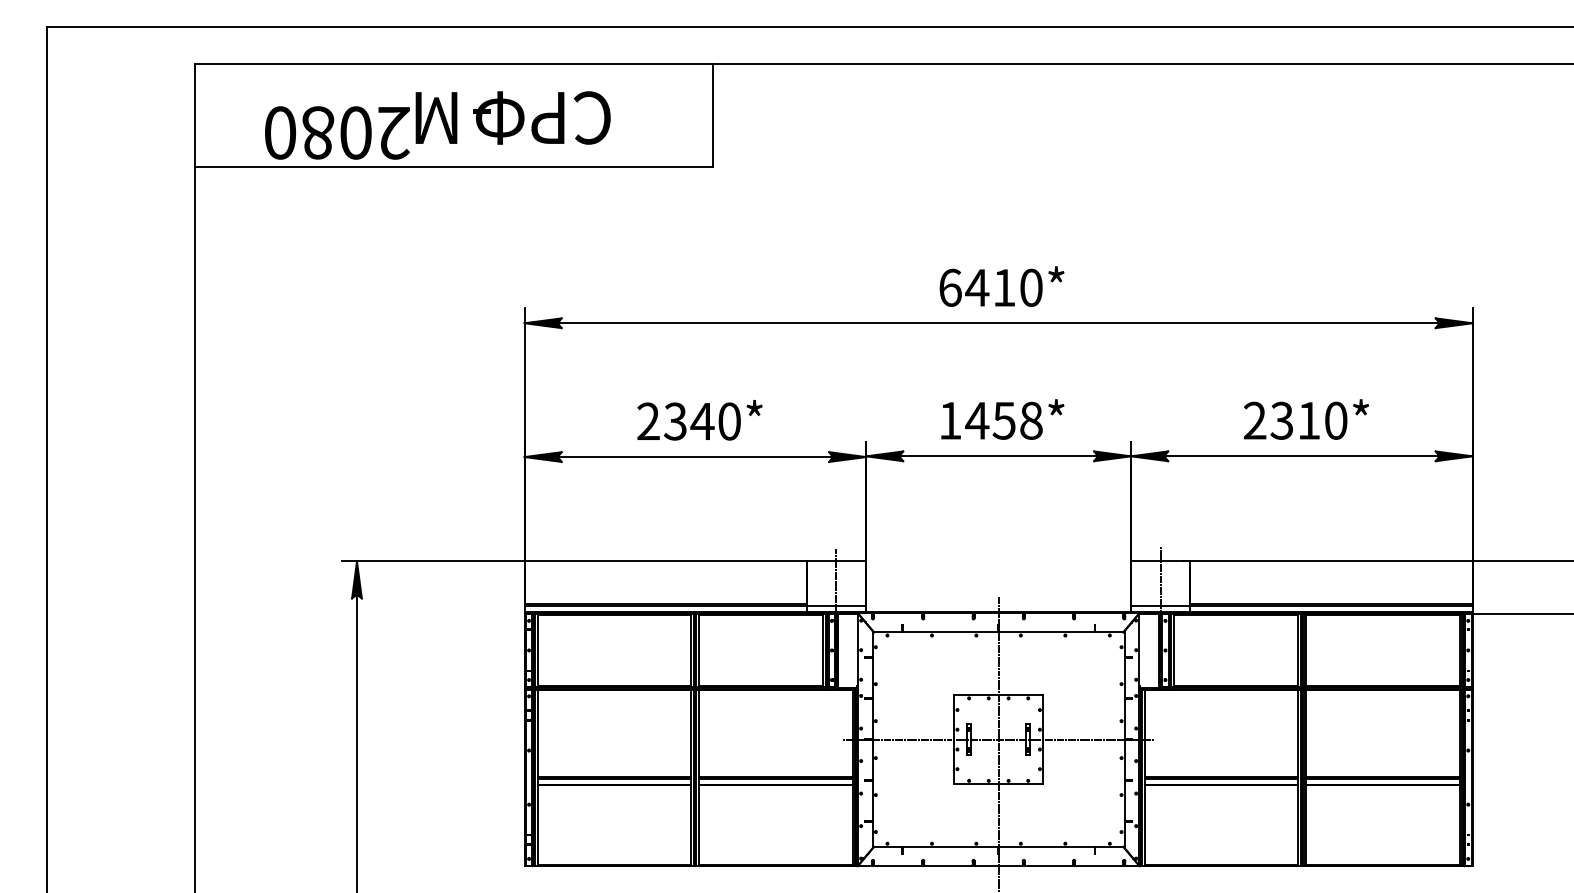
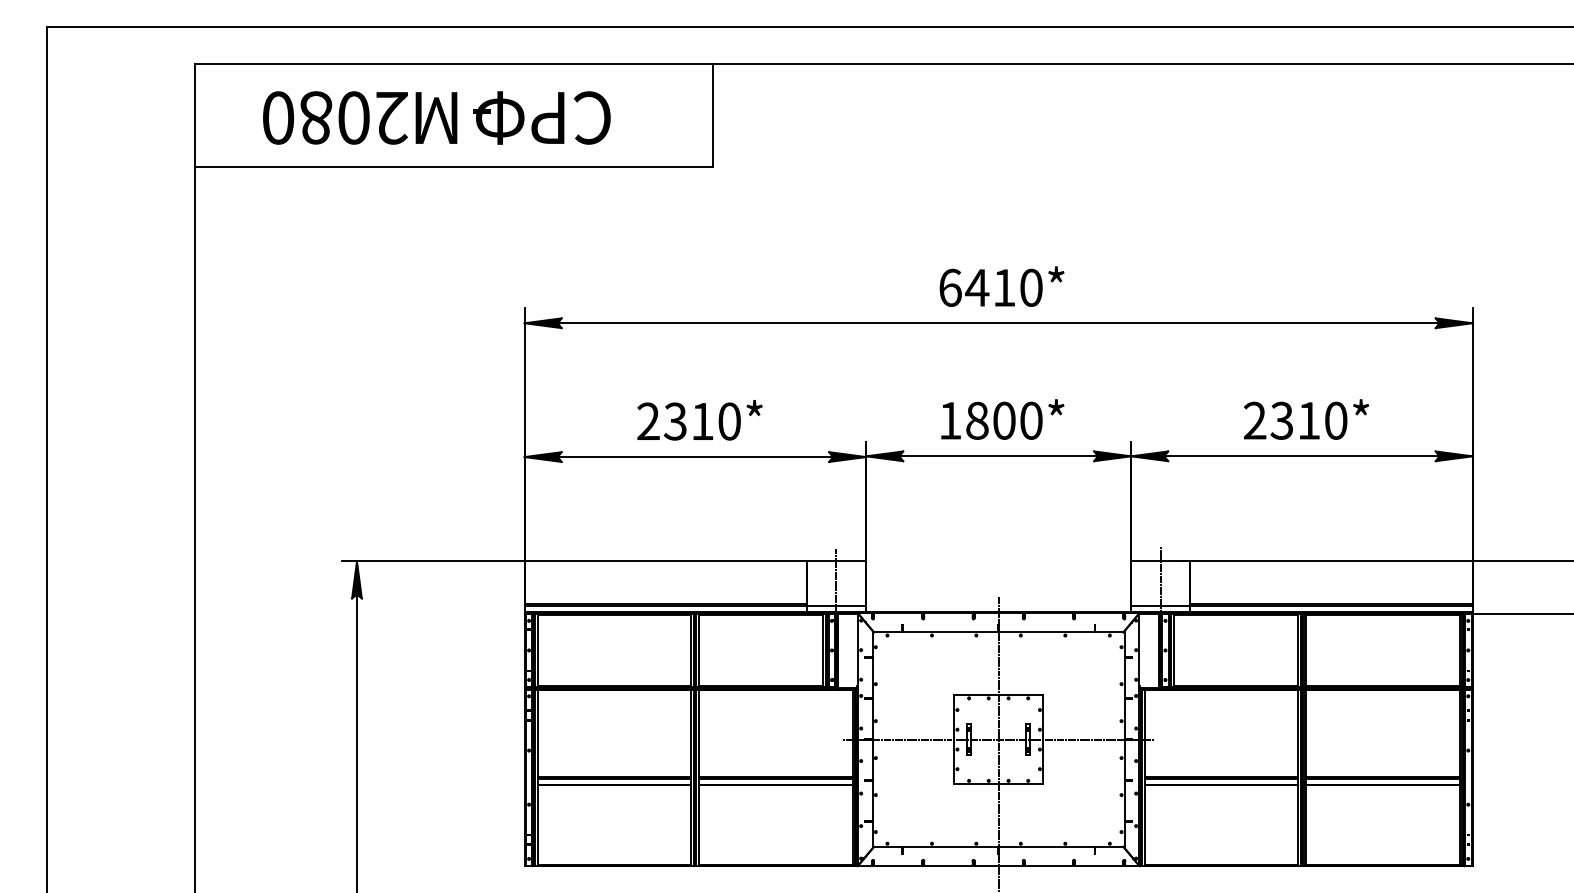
text position: (337, 132) -> (335, 117) (335, 117)
text: 1458* -> 1800* (1003, 420)
text: 2340* -> 2310* (702, 421)
